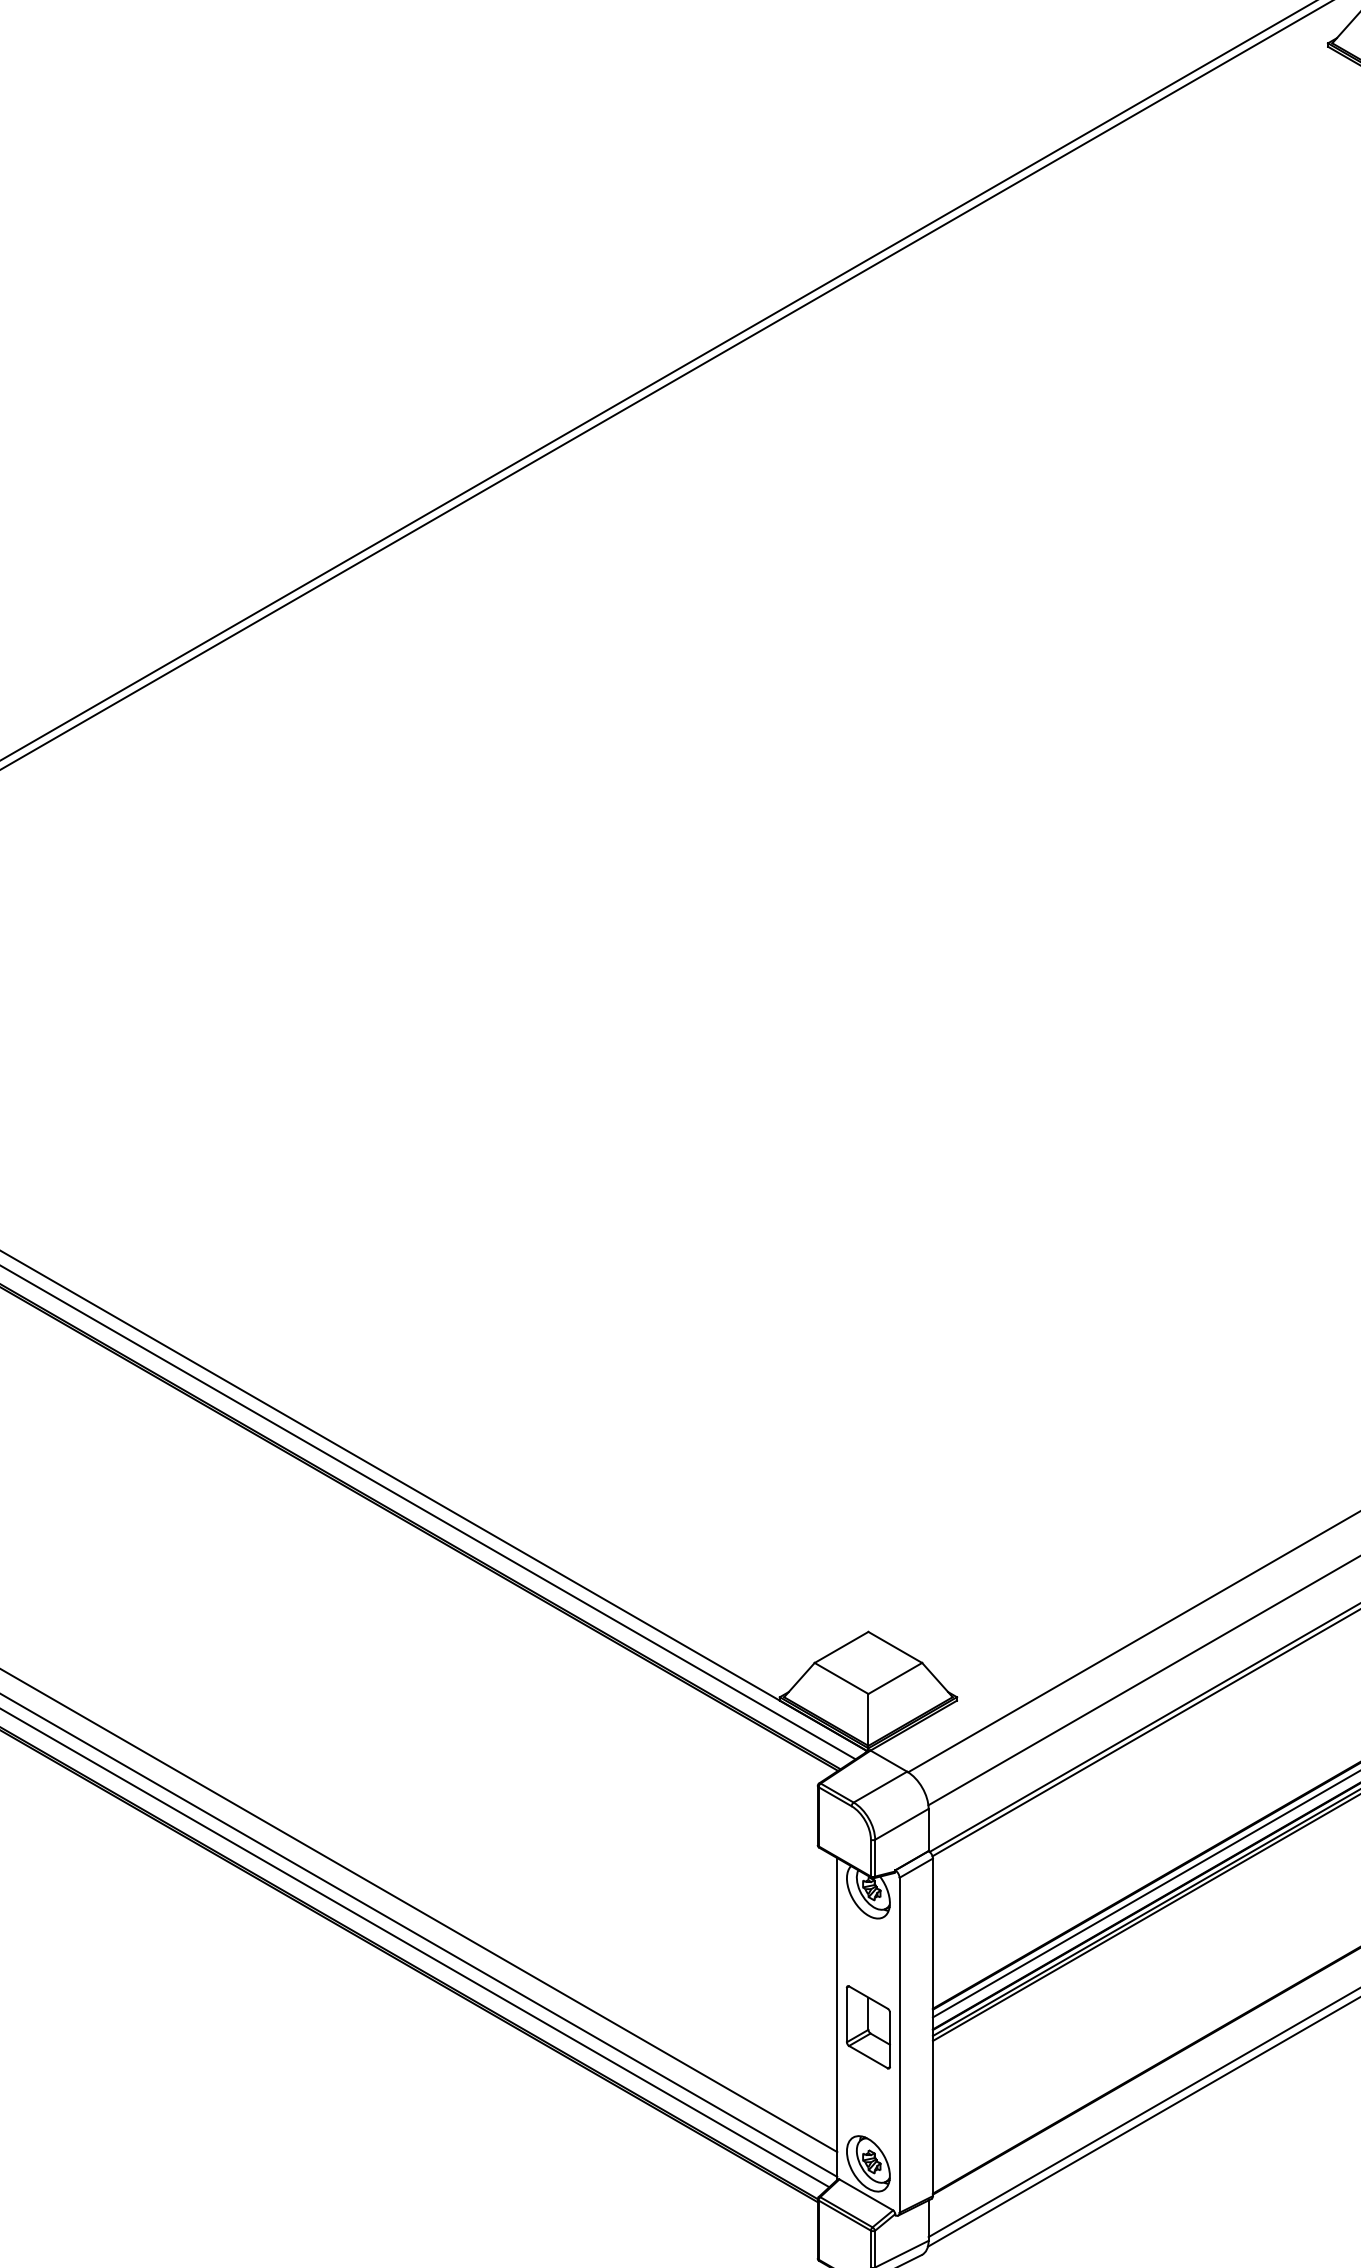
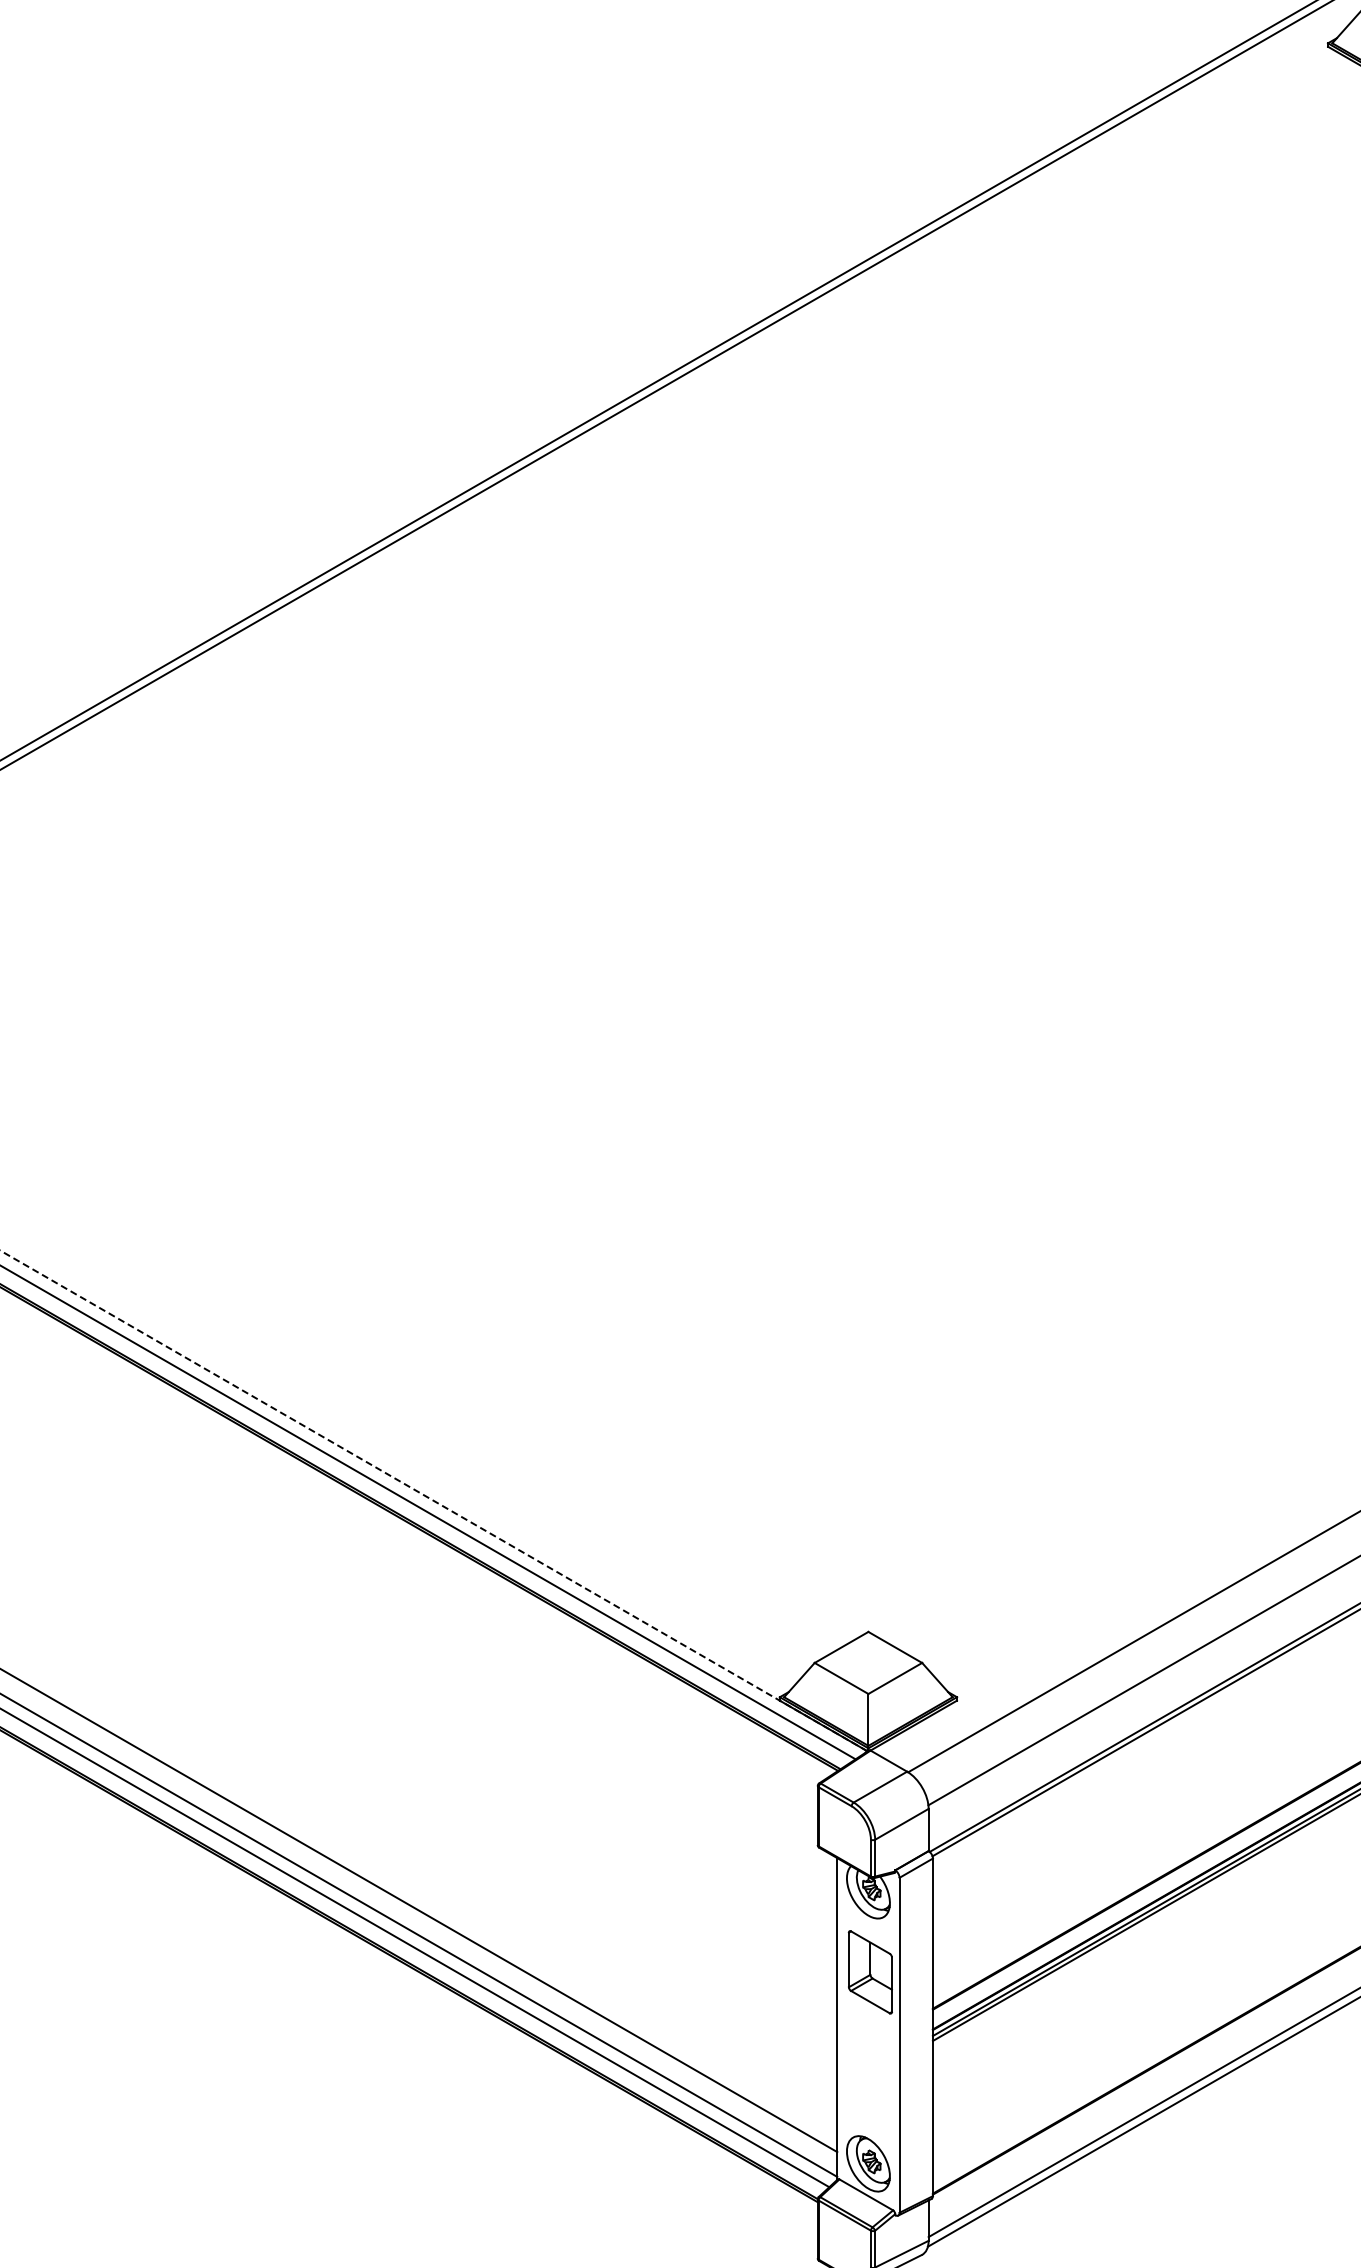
line: solid -> dashed (433, 1500)
line: present -> none (1144, 1894)
part position: (867, 2027) -> (869, 1972) (869, 1972)
